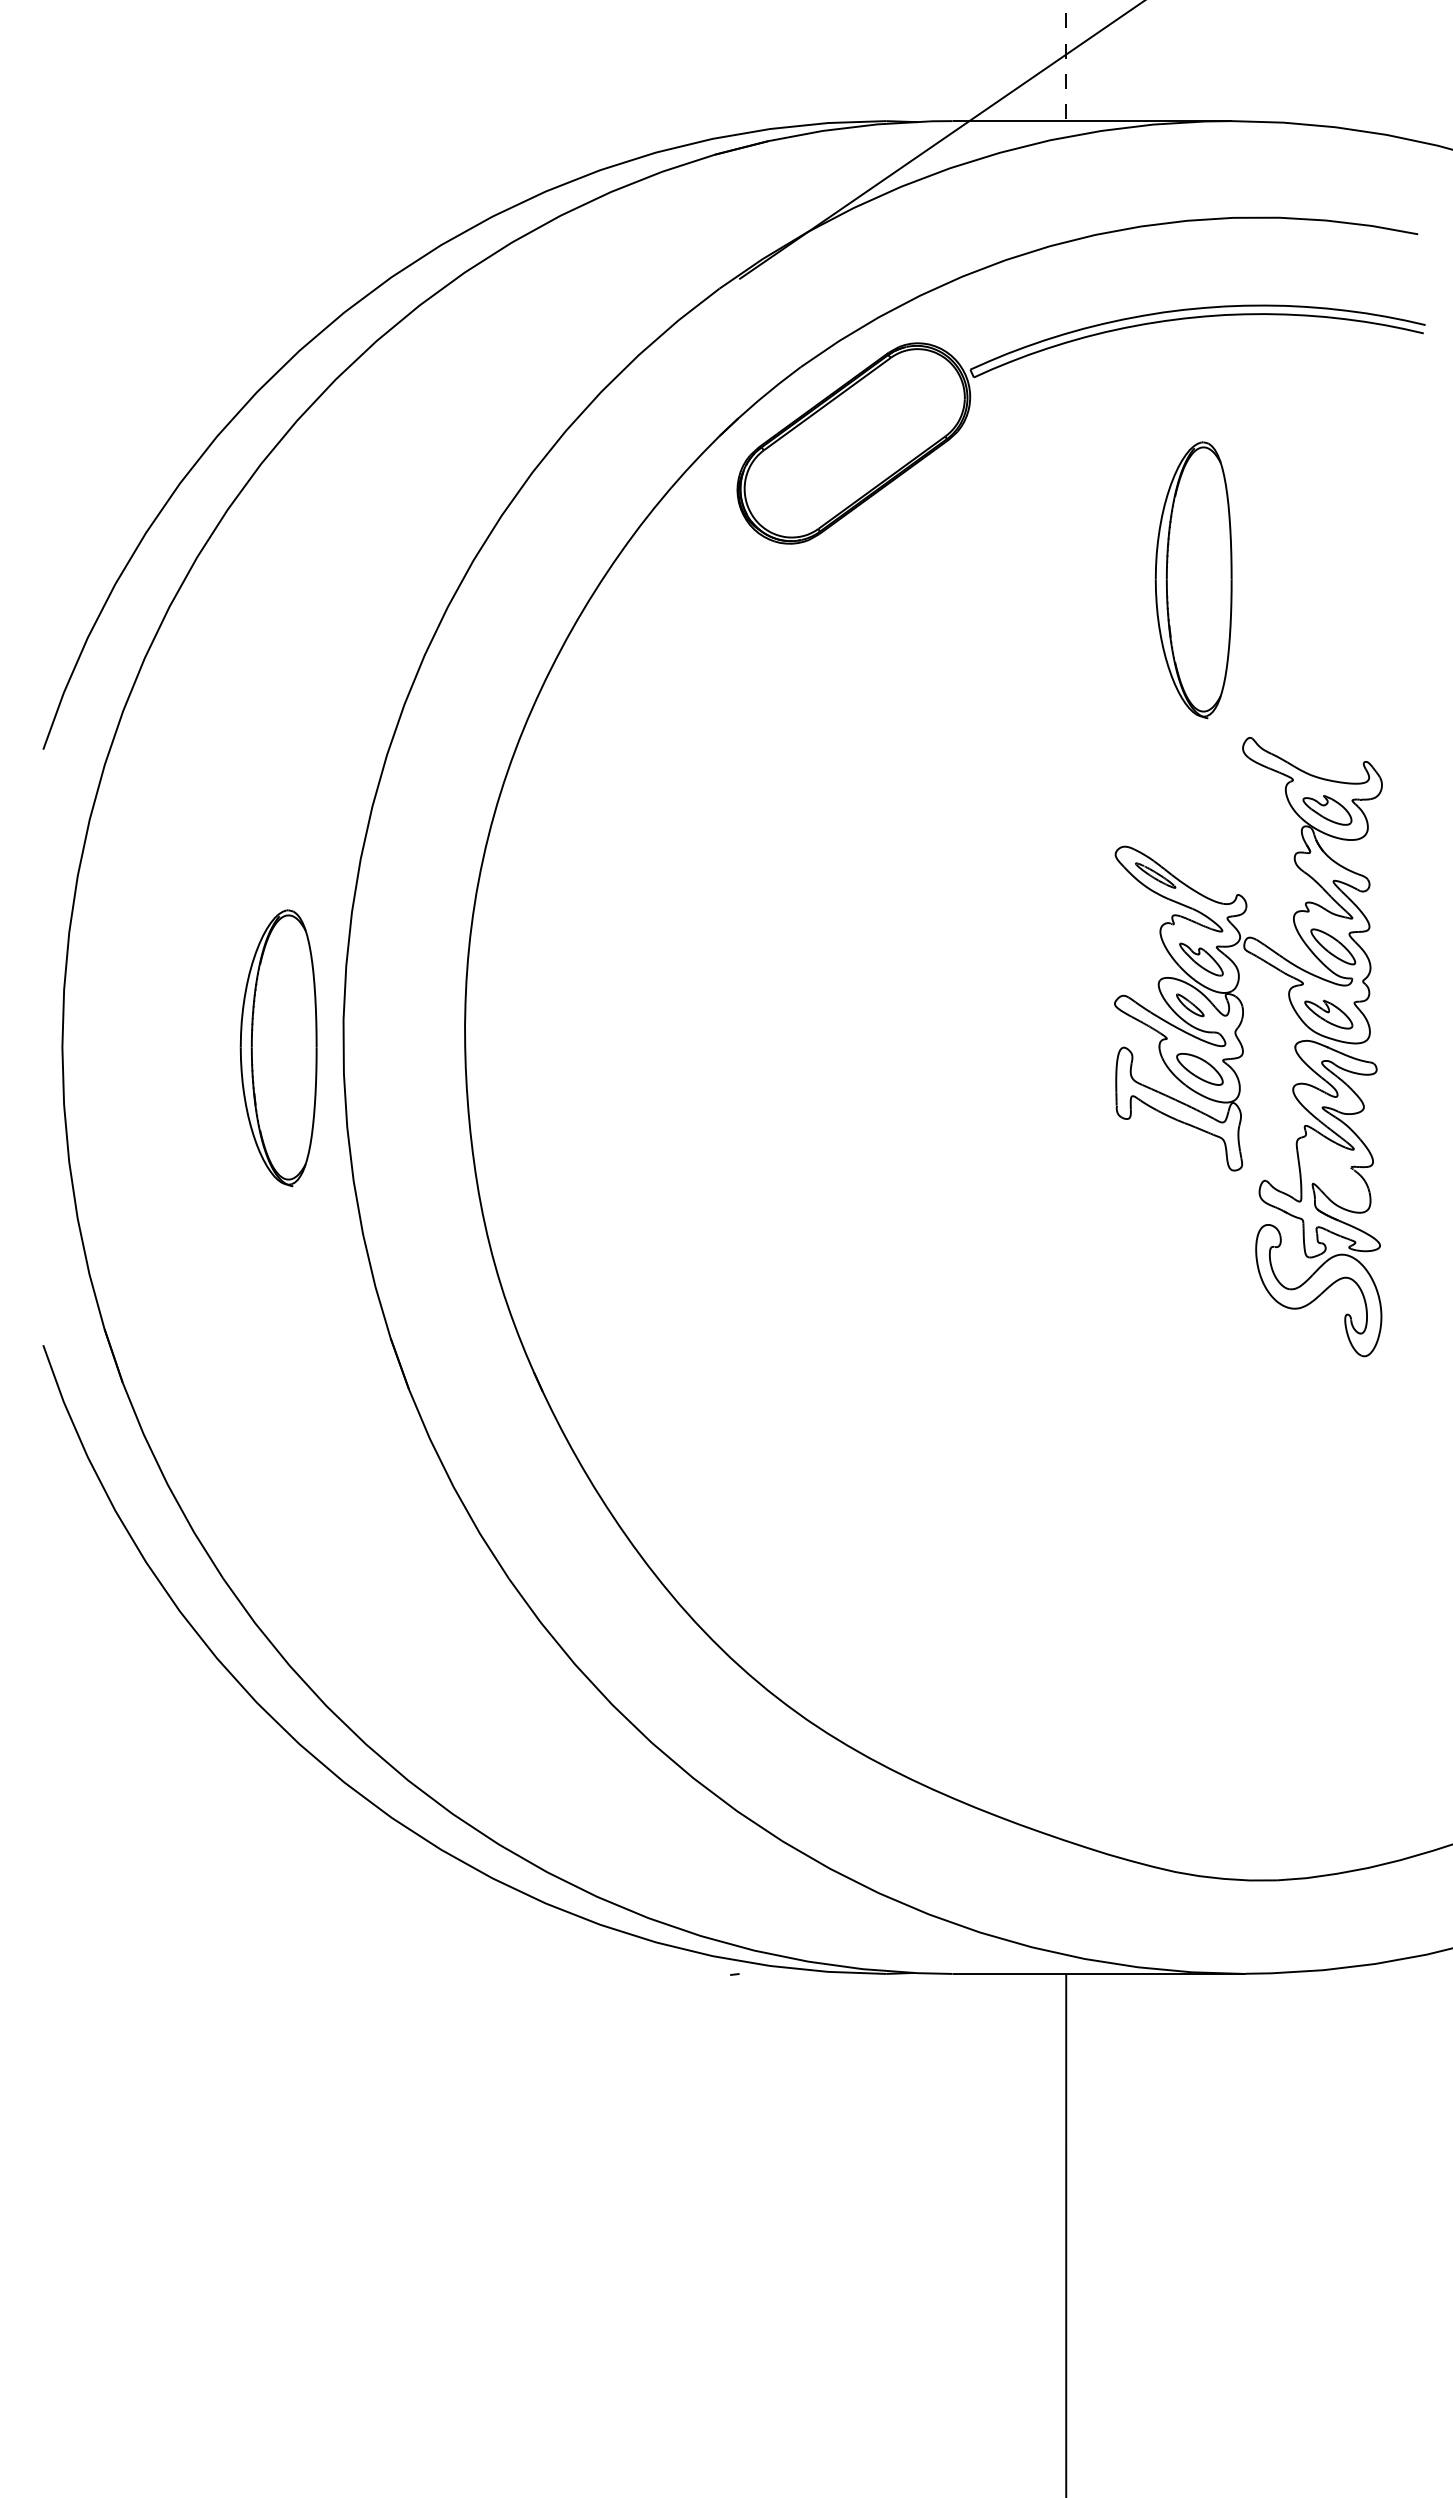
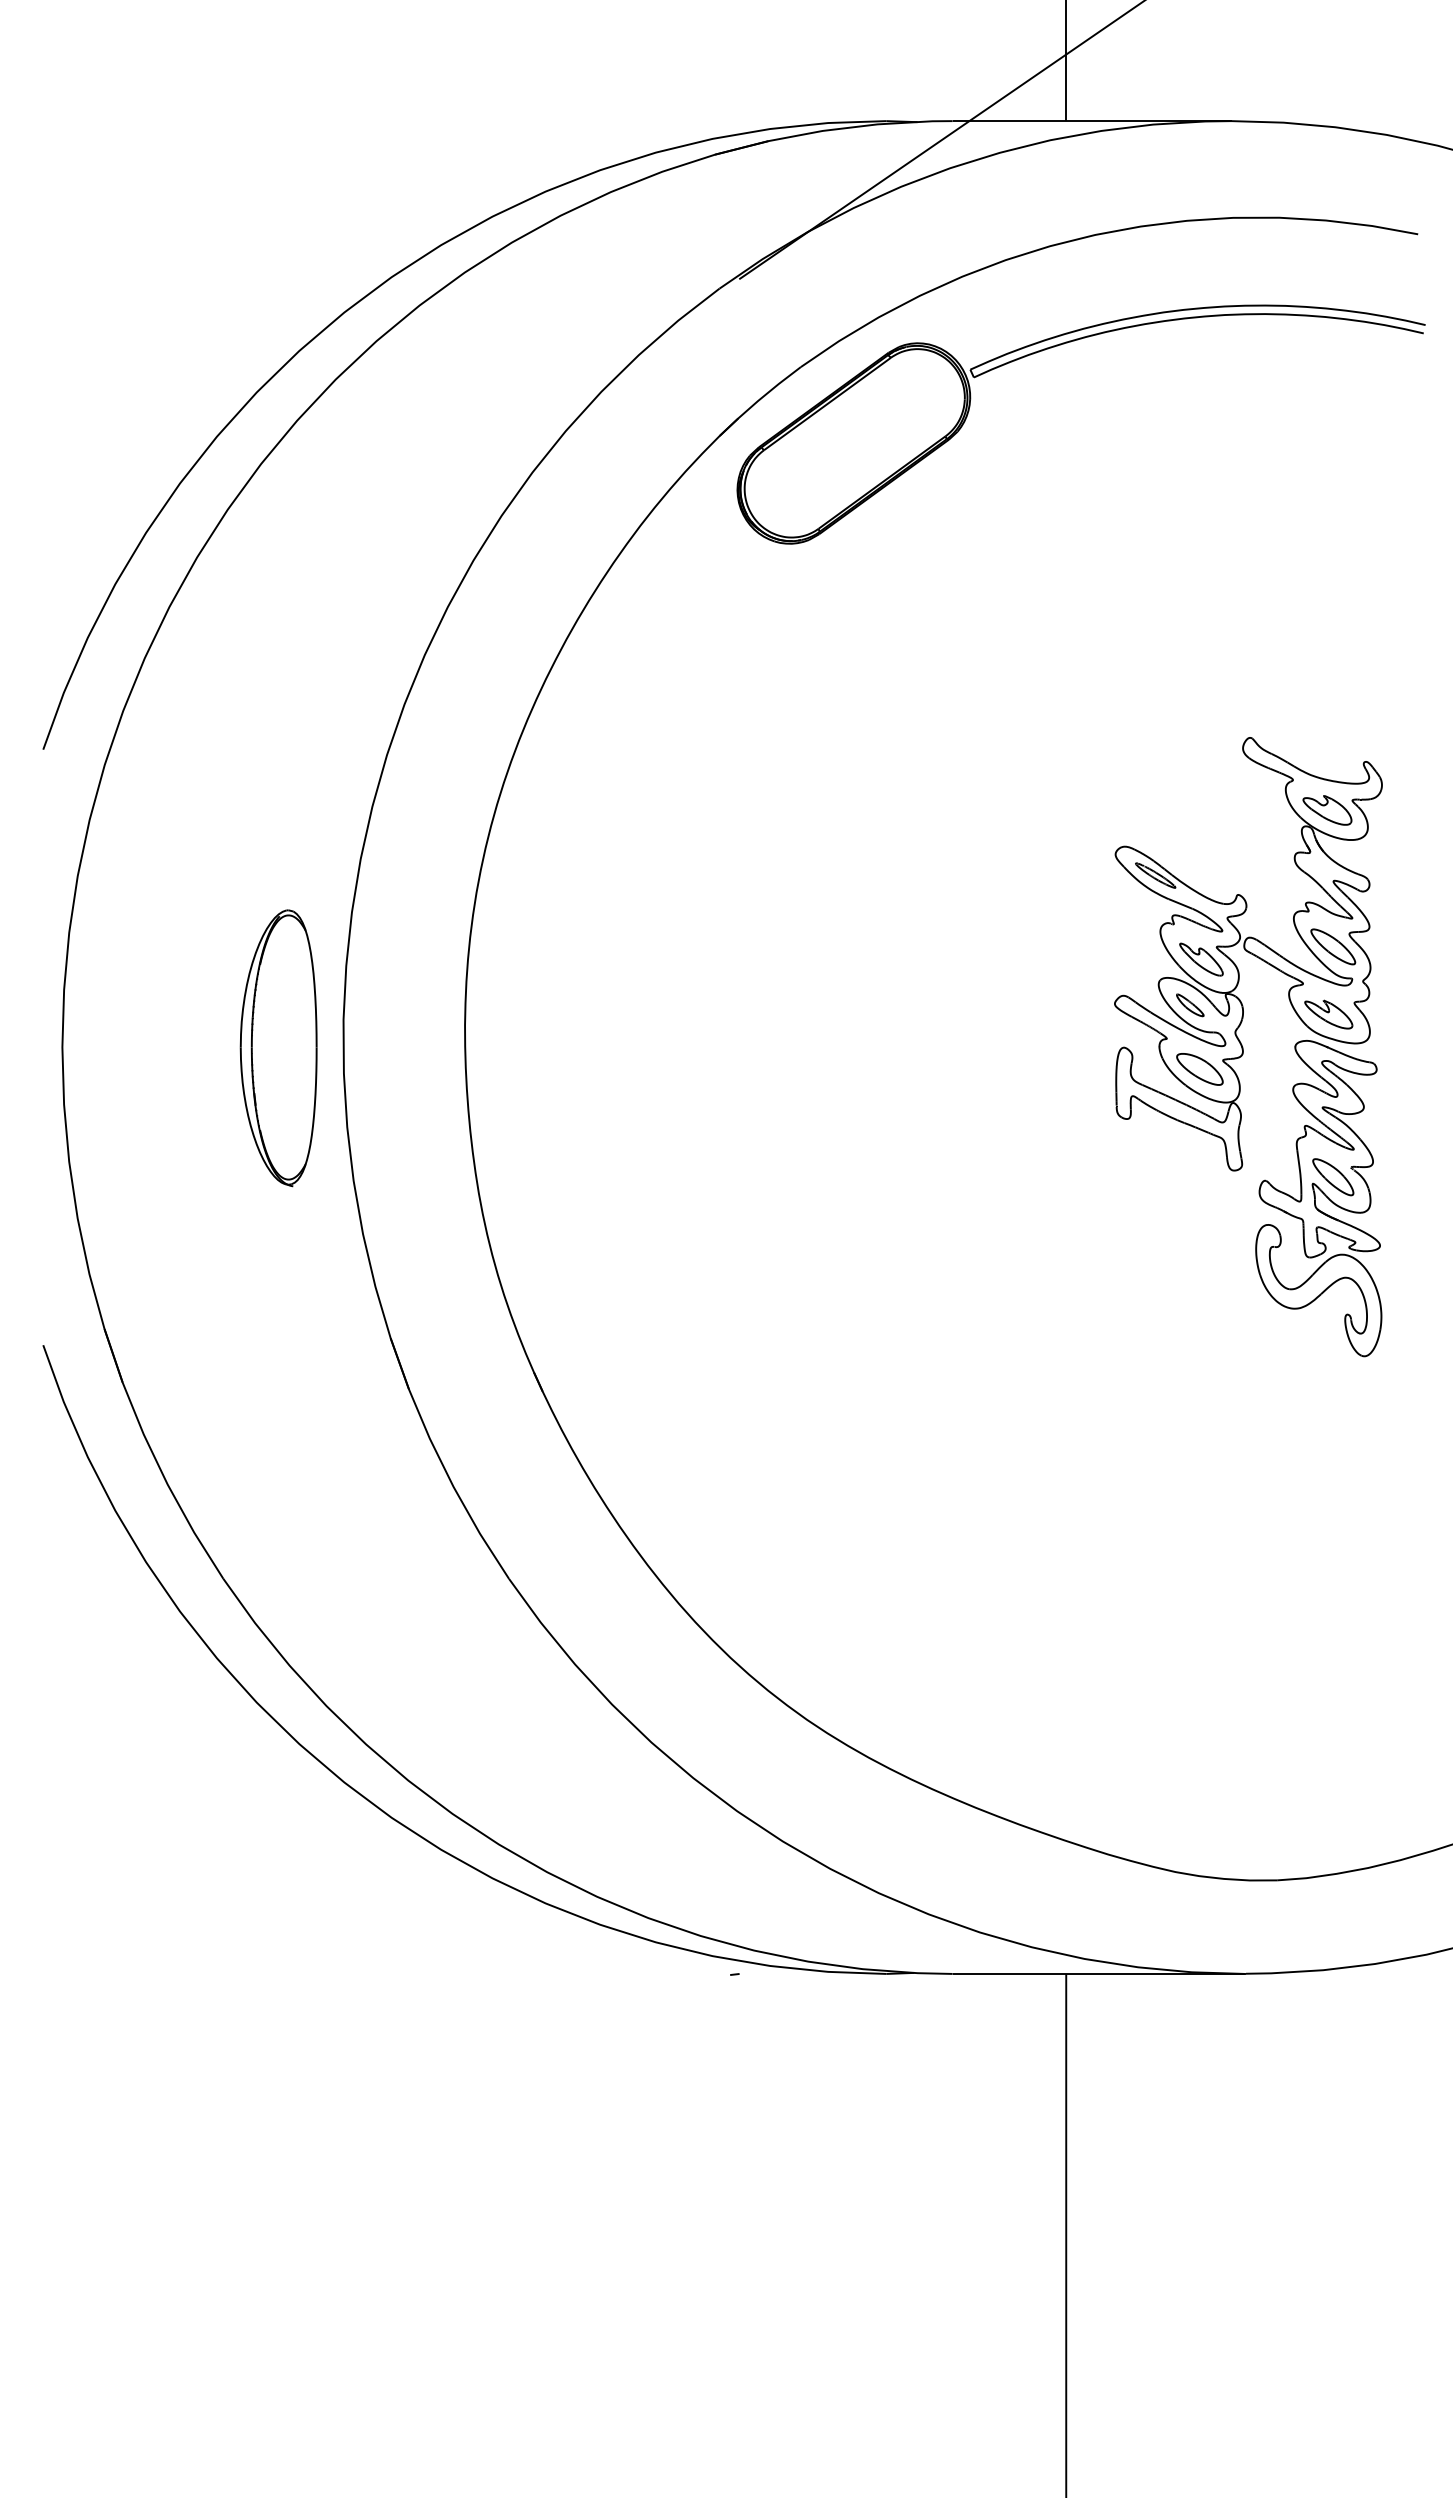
line: dashed -> solid (1066, 61)
part: present -> none (1193, 580)
part: none -> present (1333, 1177)
